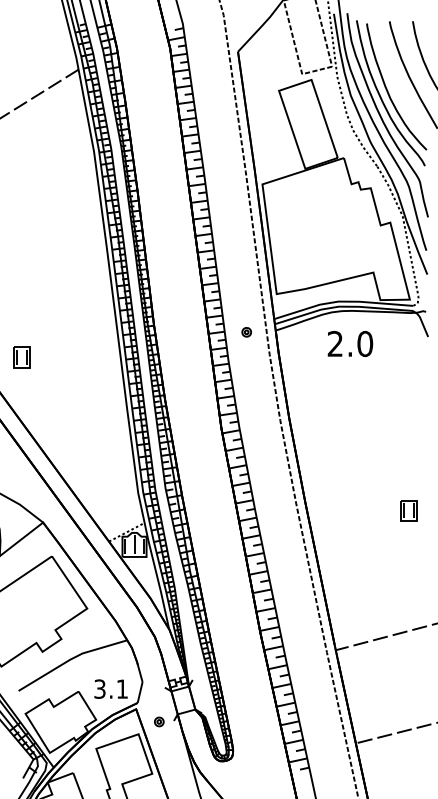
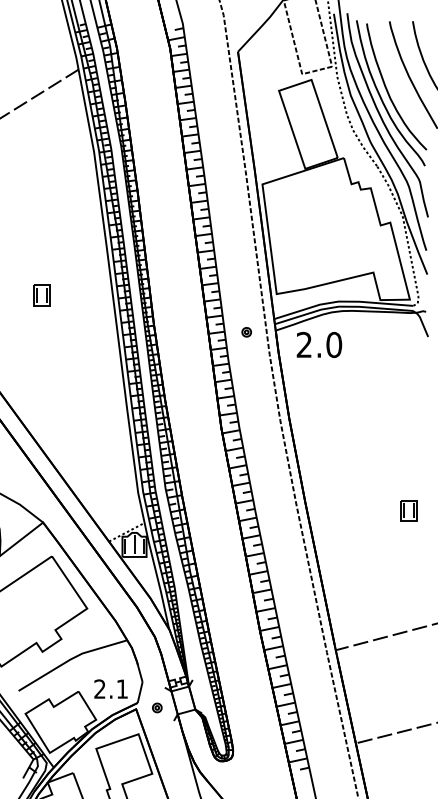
text position: (350, 343) -> (319, 344) (319, 344)
part position: (21, 357) -> (41, 295) (41, 295)
text: 3.1 -> 2.1 (99, 688)
part position: (159, 721) -> (157, 707) (157, 707)
